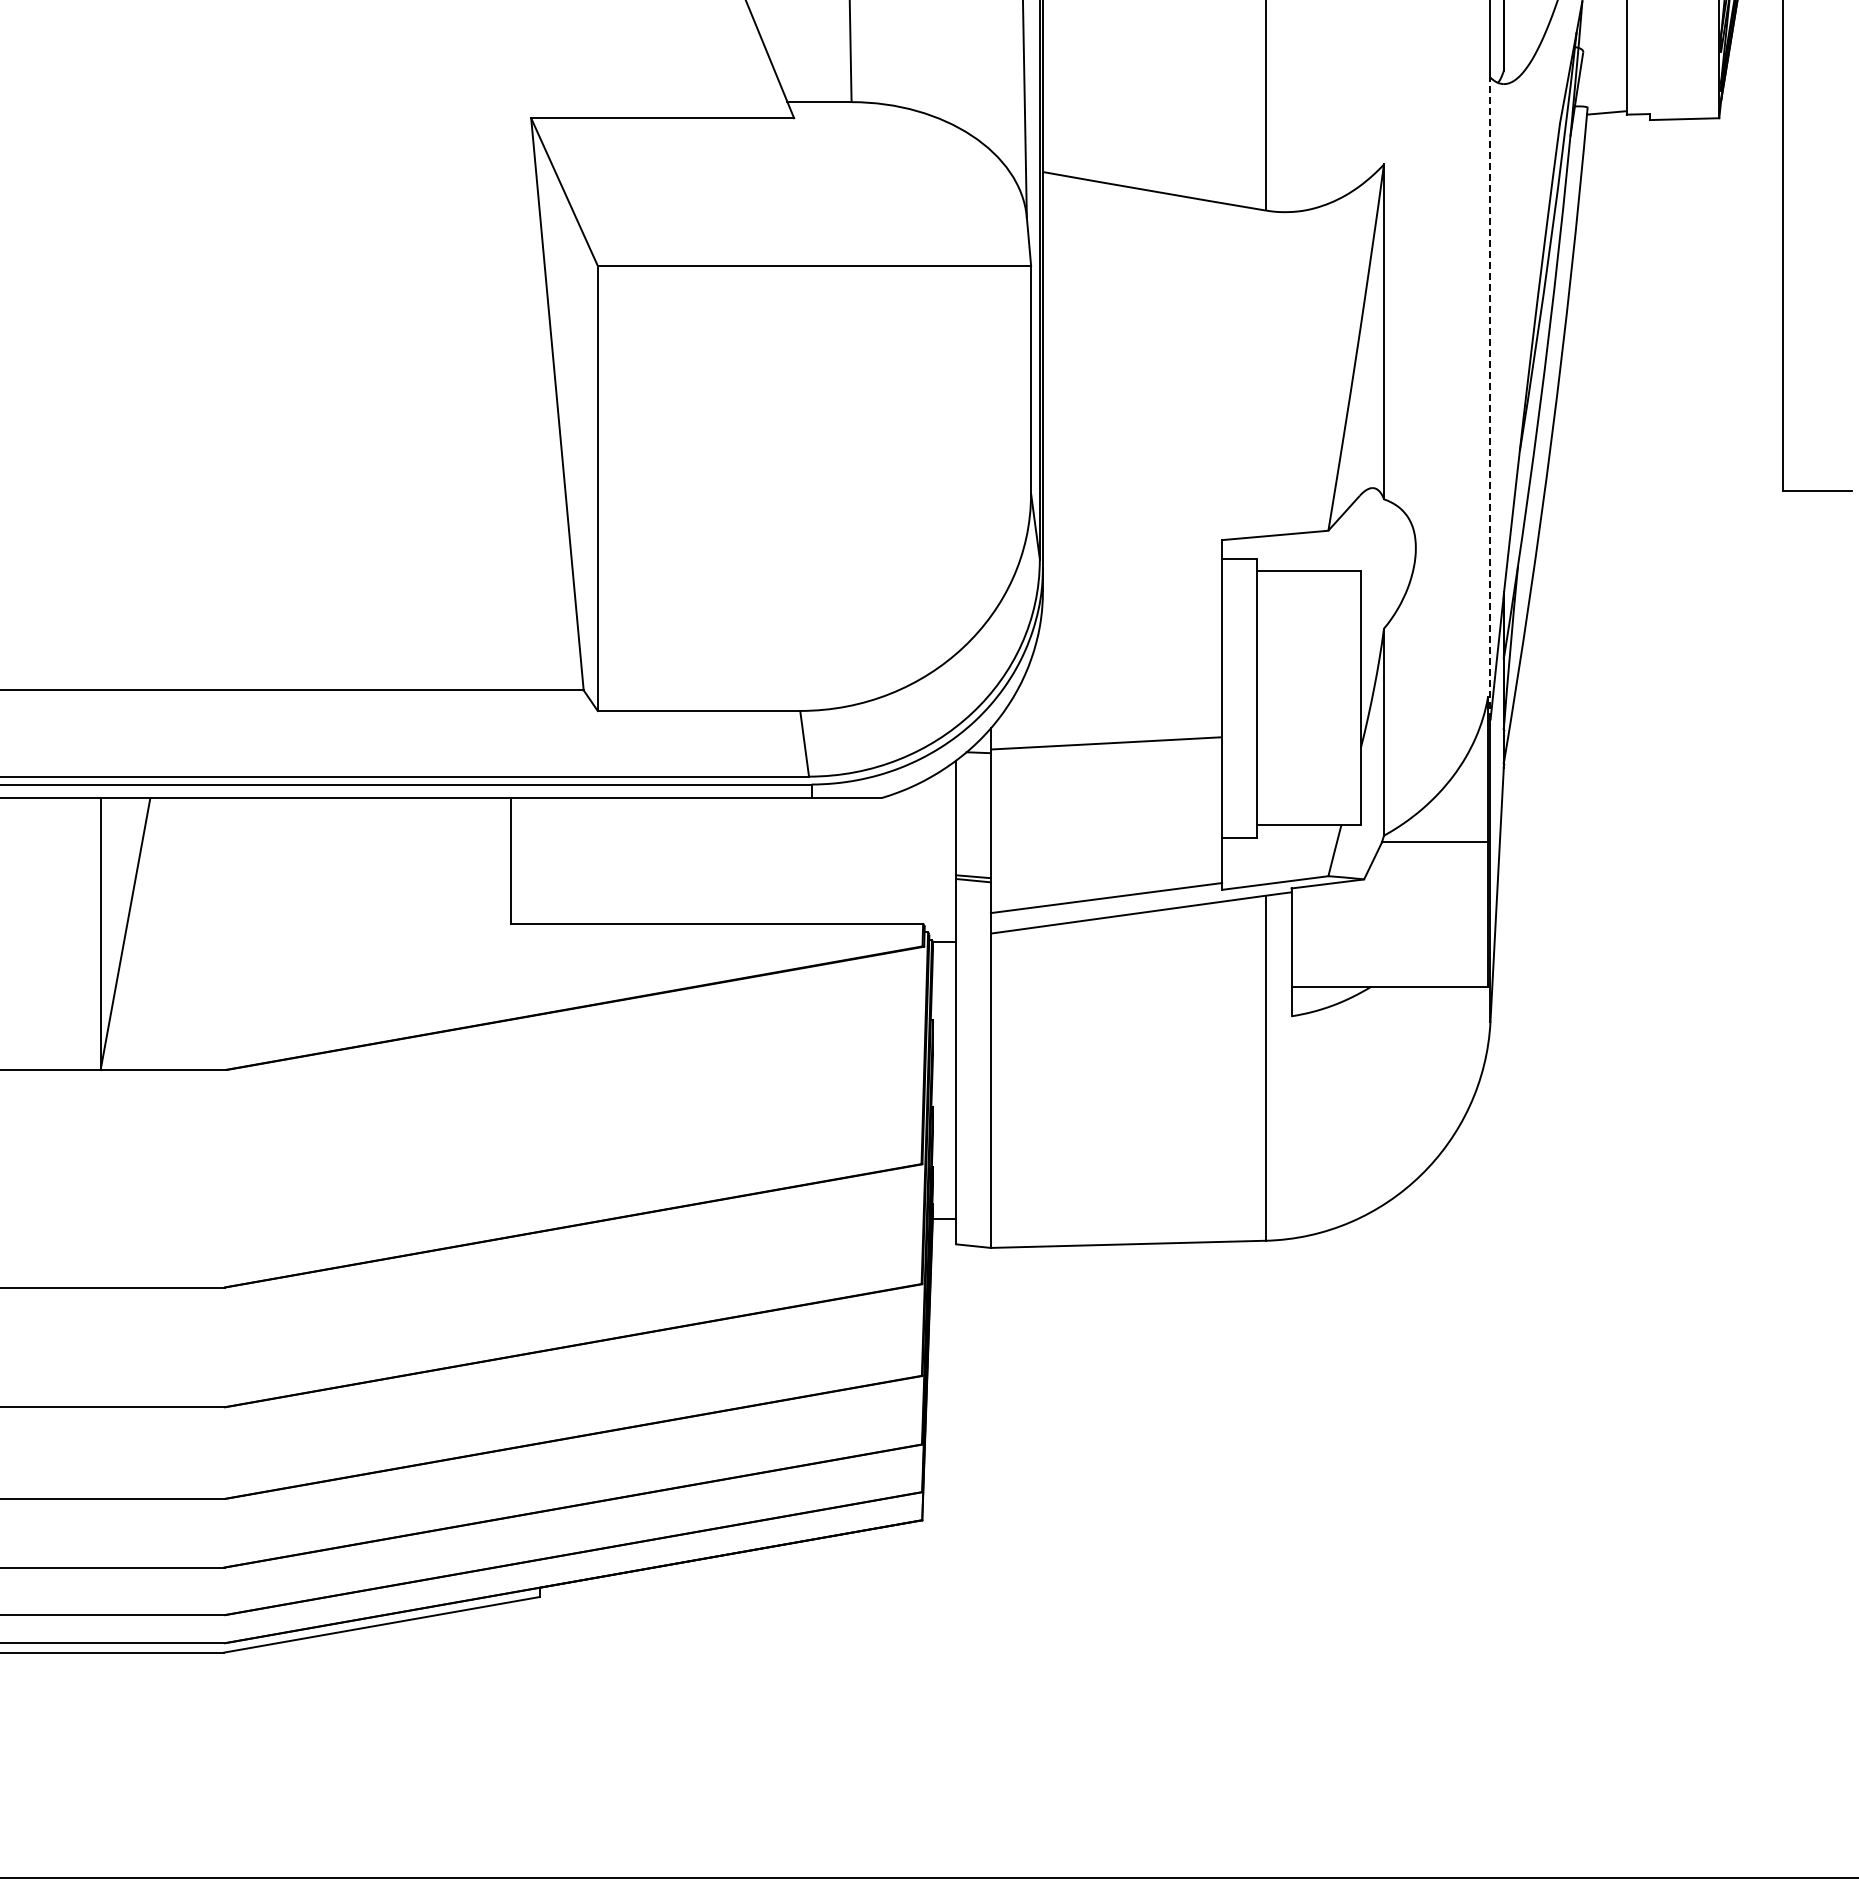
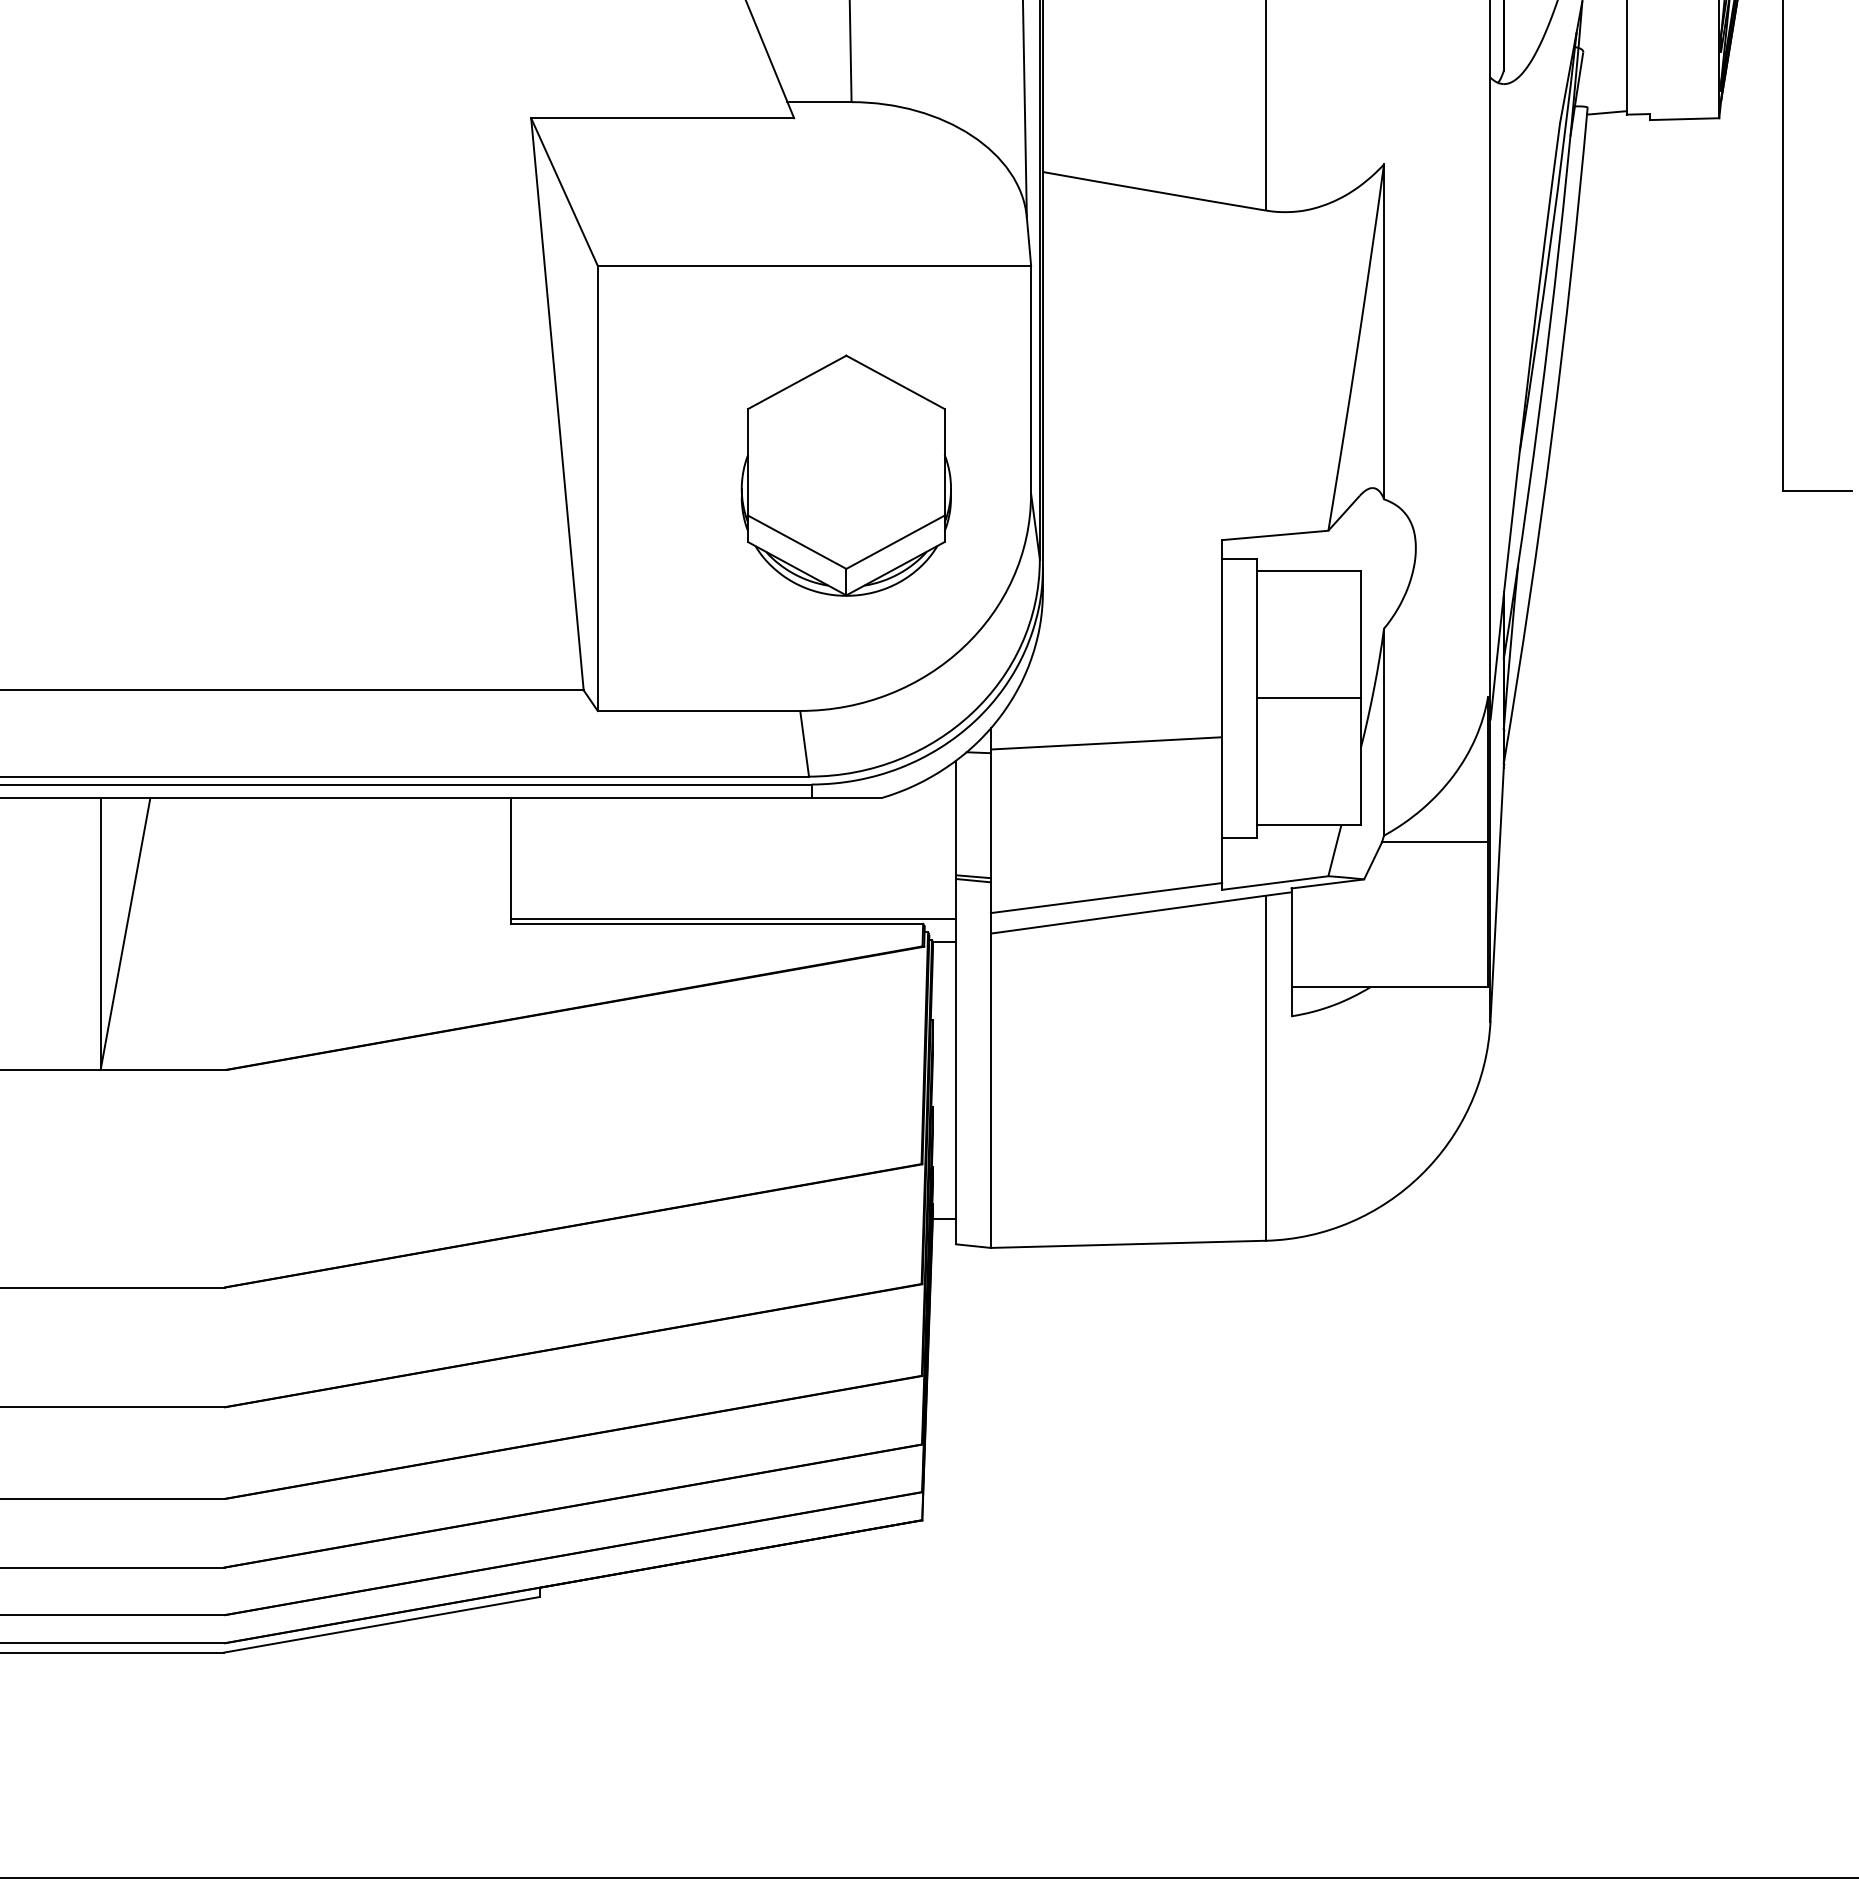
line: dashed -> solid (1490, 398)
part: none -> present (845, 475)
line: none -> present (1308, 698)
line: none -> present (733, 919)
